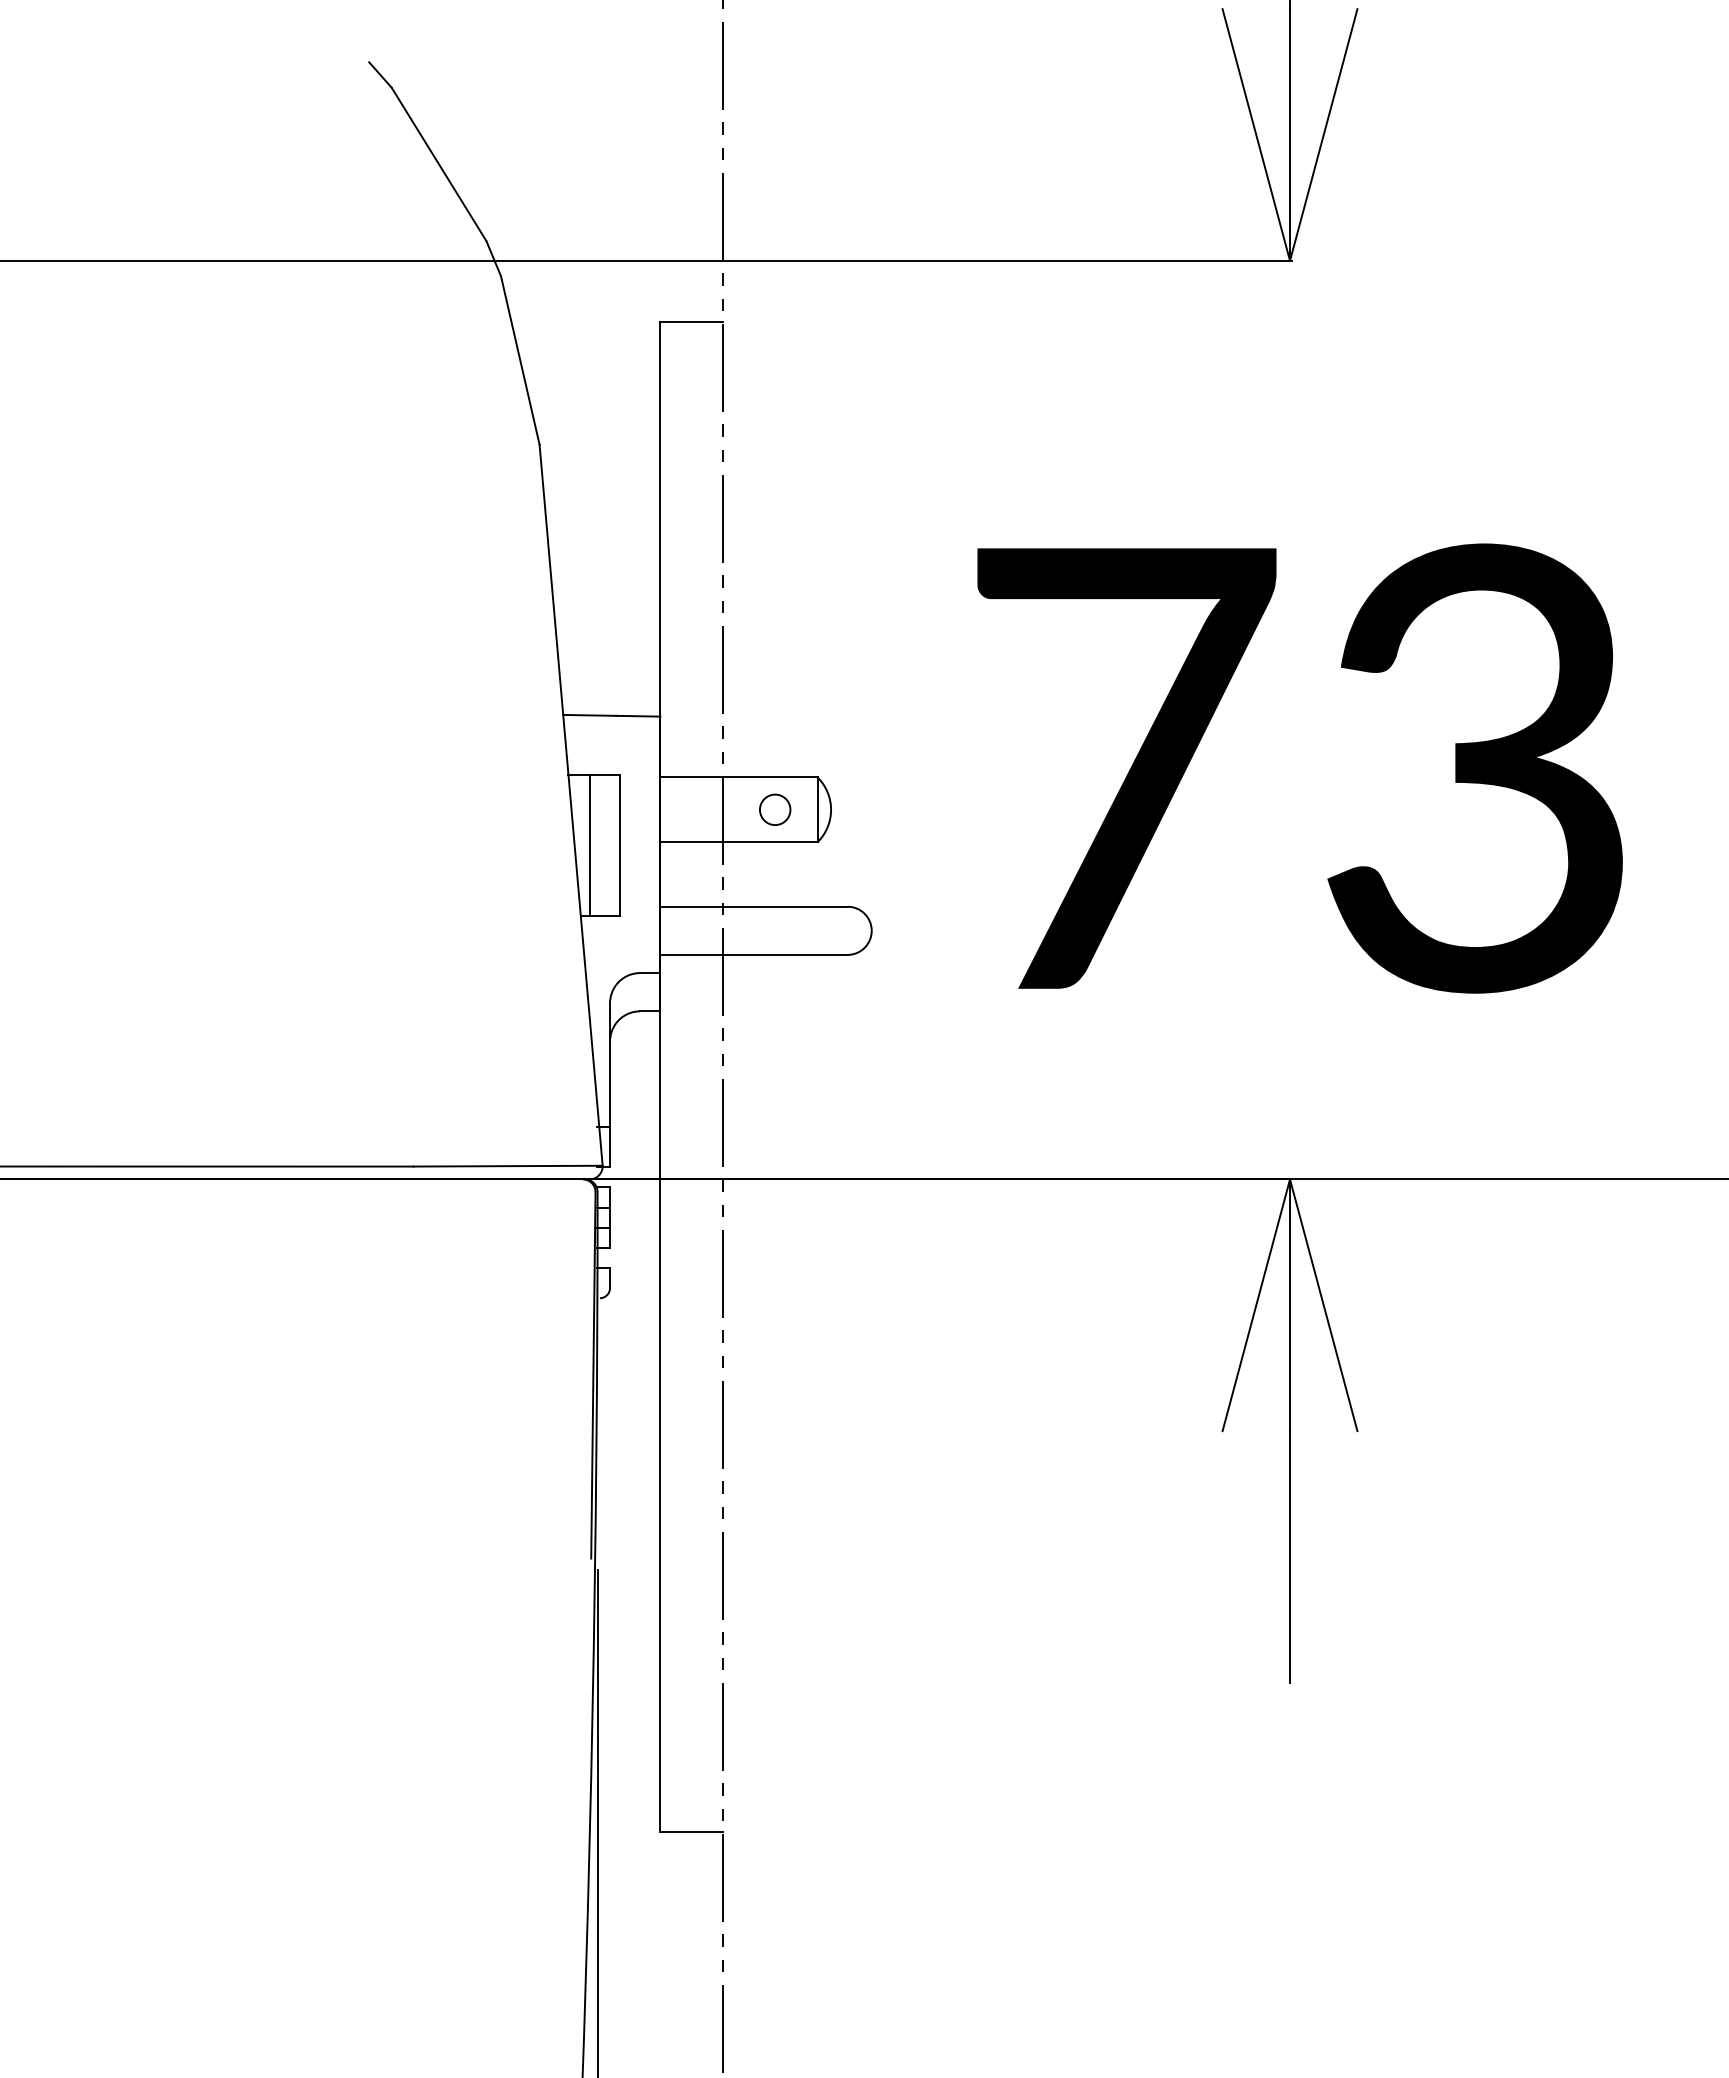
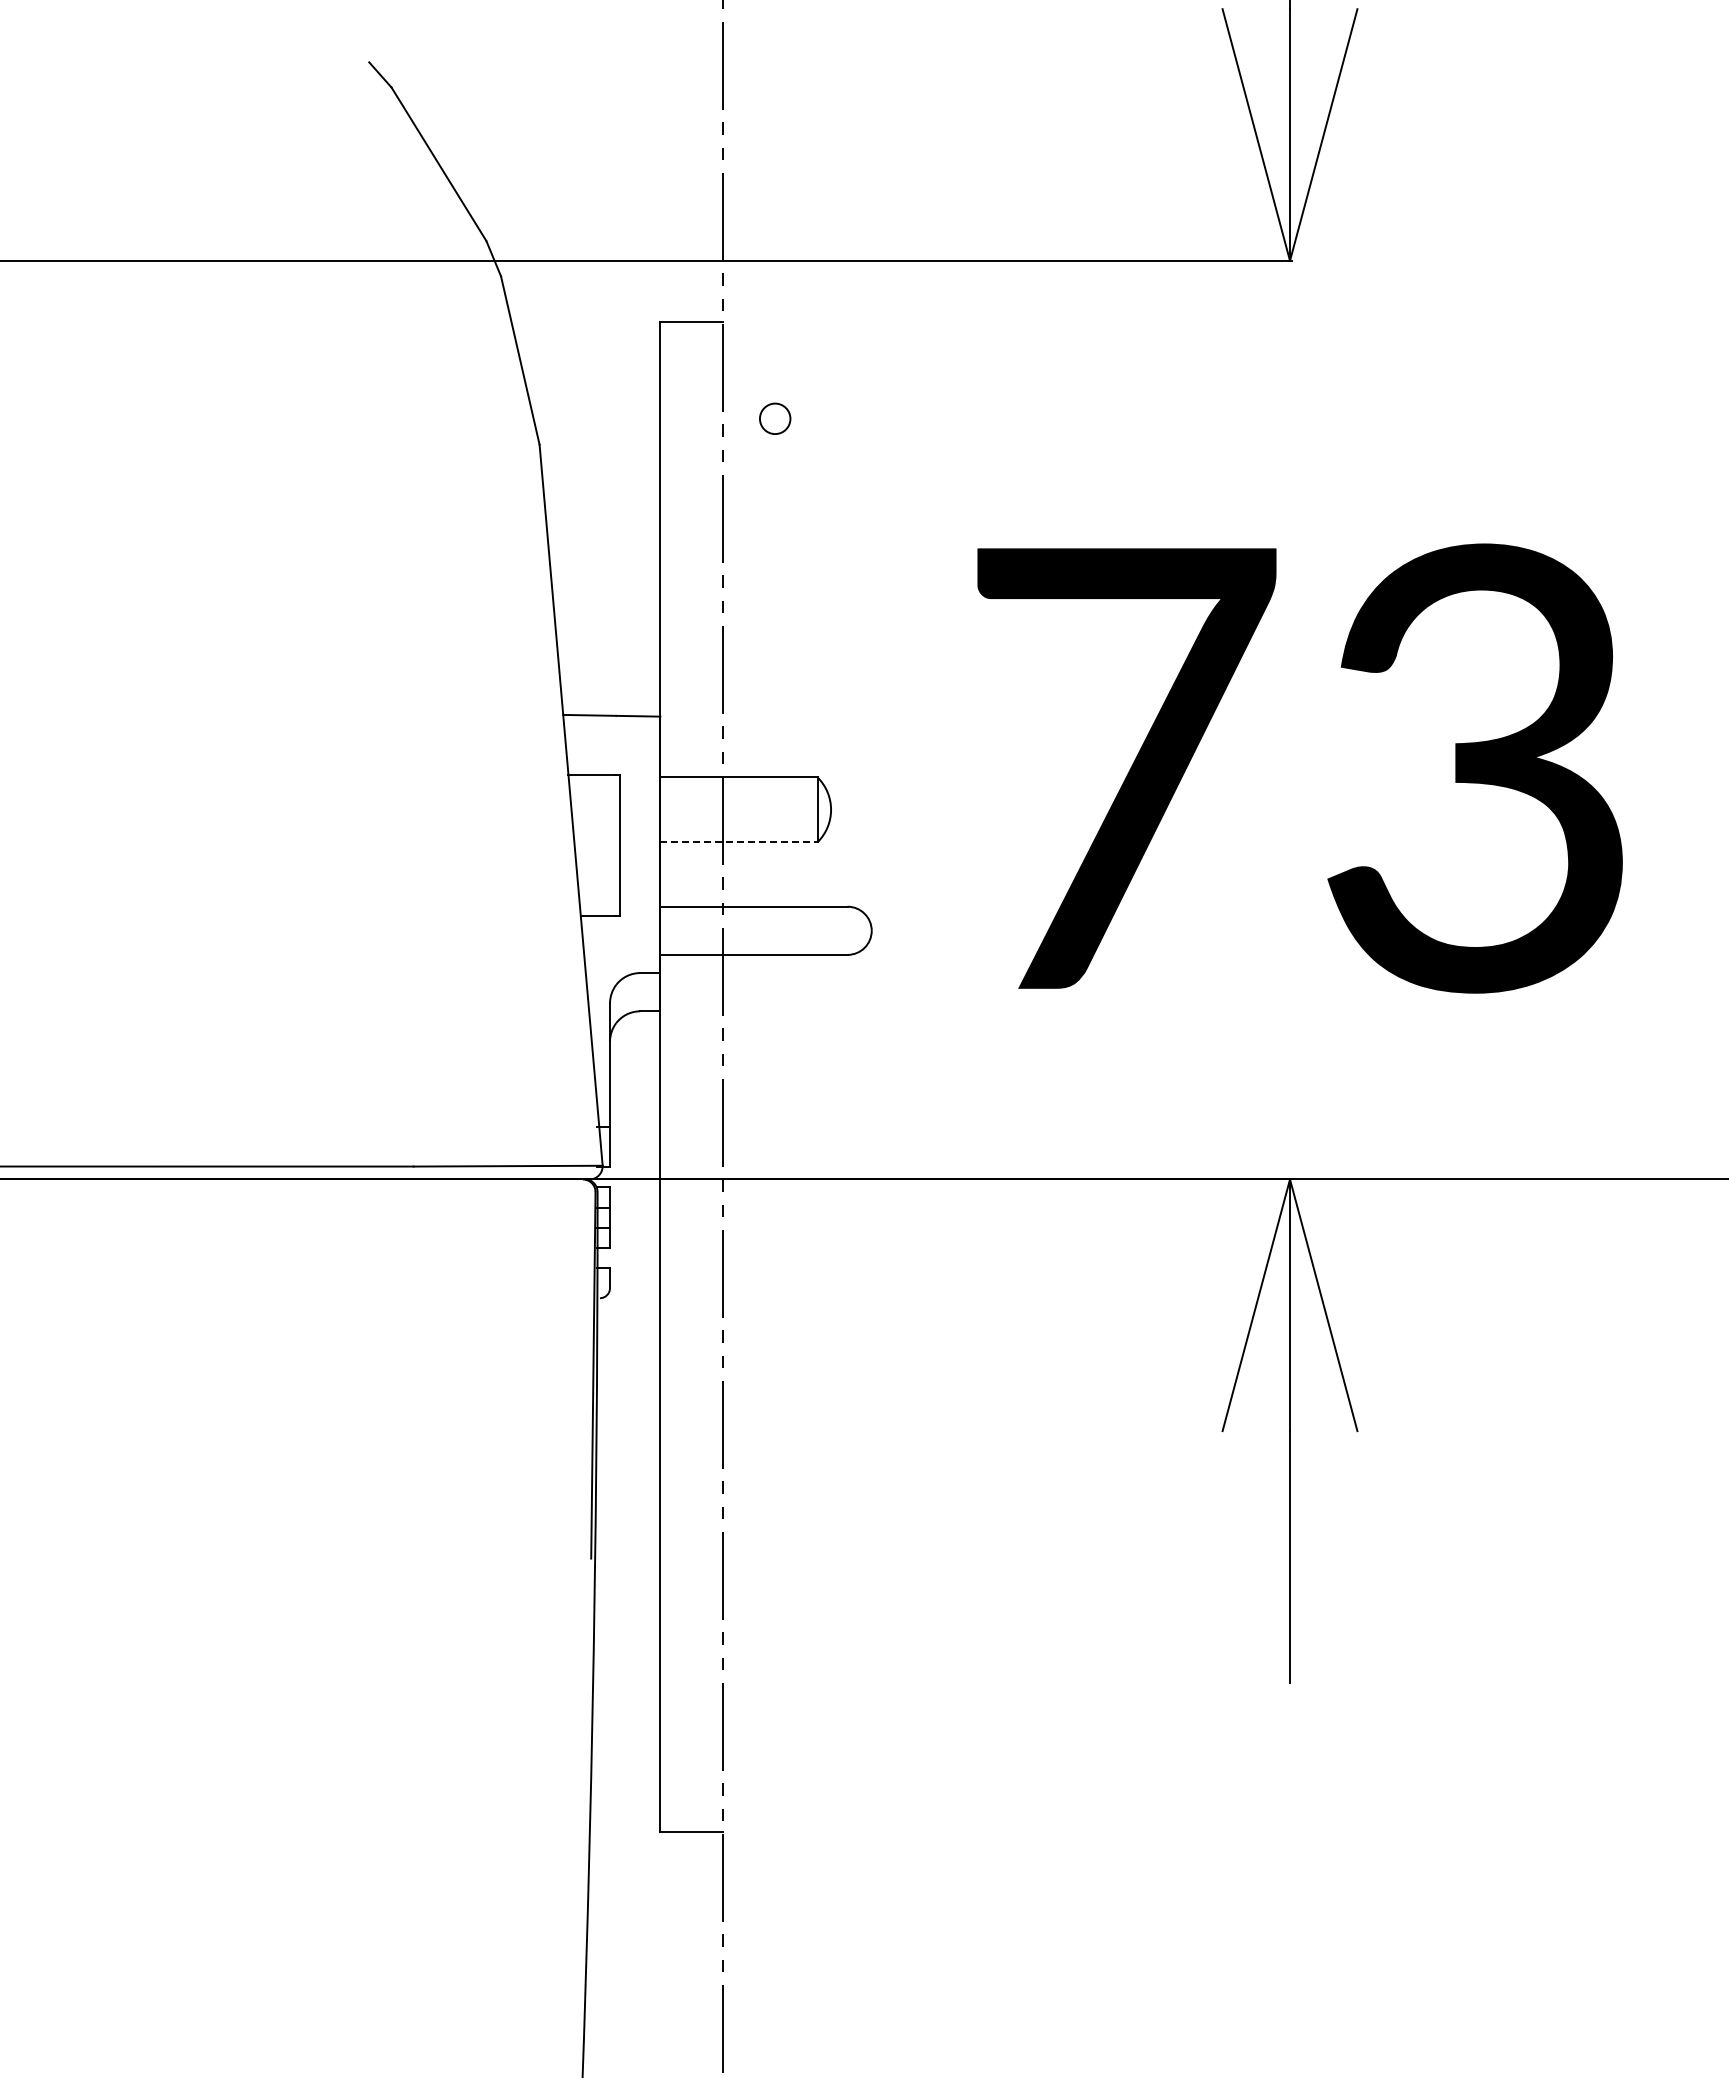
circle position: (775, 809) -> (775, 418) (775, 418)
line: solid -> dashed (738, 842)
line: present -> none (589, 844)
line: present -> none (597, 1821)
